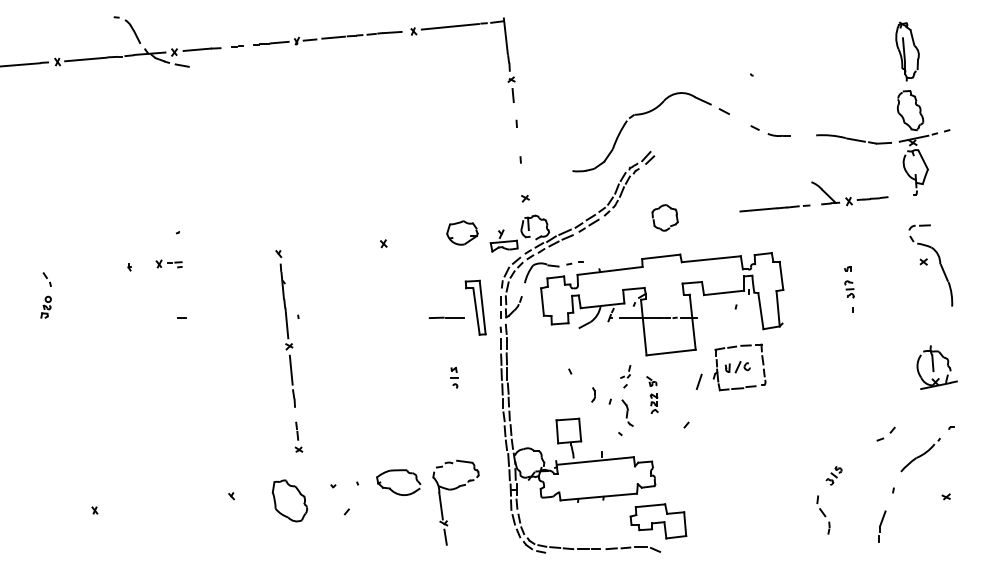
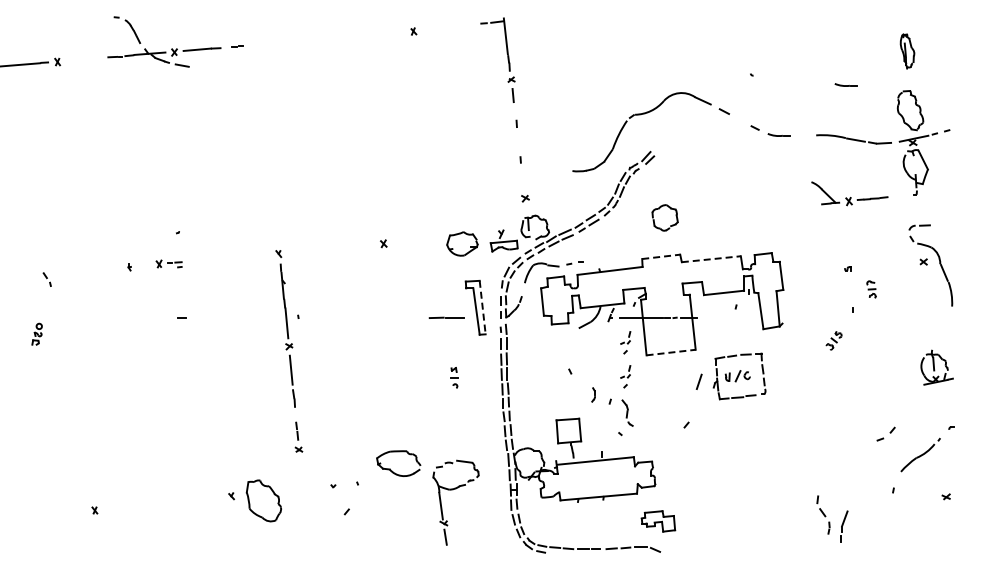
line: present -> none (449, 26)
part: present -> none (327, 38)
part size: 25x61 px -> 17x37 px (907, 51)
line: present -> none (85, 59)
part: none -> present (845, 84)
line: present -> none (774, 208)
part position: (462, 232) -> (462, 243) (462, 243)
line: solid -> dashed (661, 256)
line: solid -> dashed (711, 259)
part position: (849, 289) -> (871, 289) (871, 289)
part position: (45, 306) -> (36, 333) (36, 333)
line: solid -> dashed (482, 307)
part: none -> present (625, 342)
line: solid -> dashed (671, 352)
part position: (739, 367) -> (739, 376) (739, 376)
part size: 42x45 px -> 34x37 px (936, 367)
part: present -> none (652, 394)
part position: (833, 475) -> (833, 340) (833, 340)
part position: (391, 488) -> (391, 469) (391, 469)
part position: (289, 500) -> (263, 500) (263, 500)
part size: 59x37 px -> 37x23 px (658, 521)
part position: (882, 526) -> (844, 526) (844, 526)
